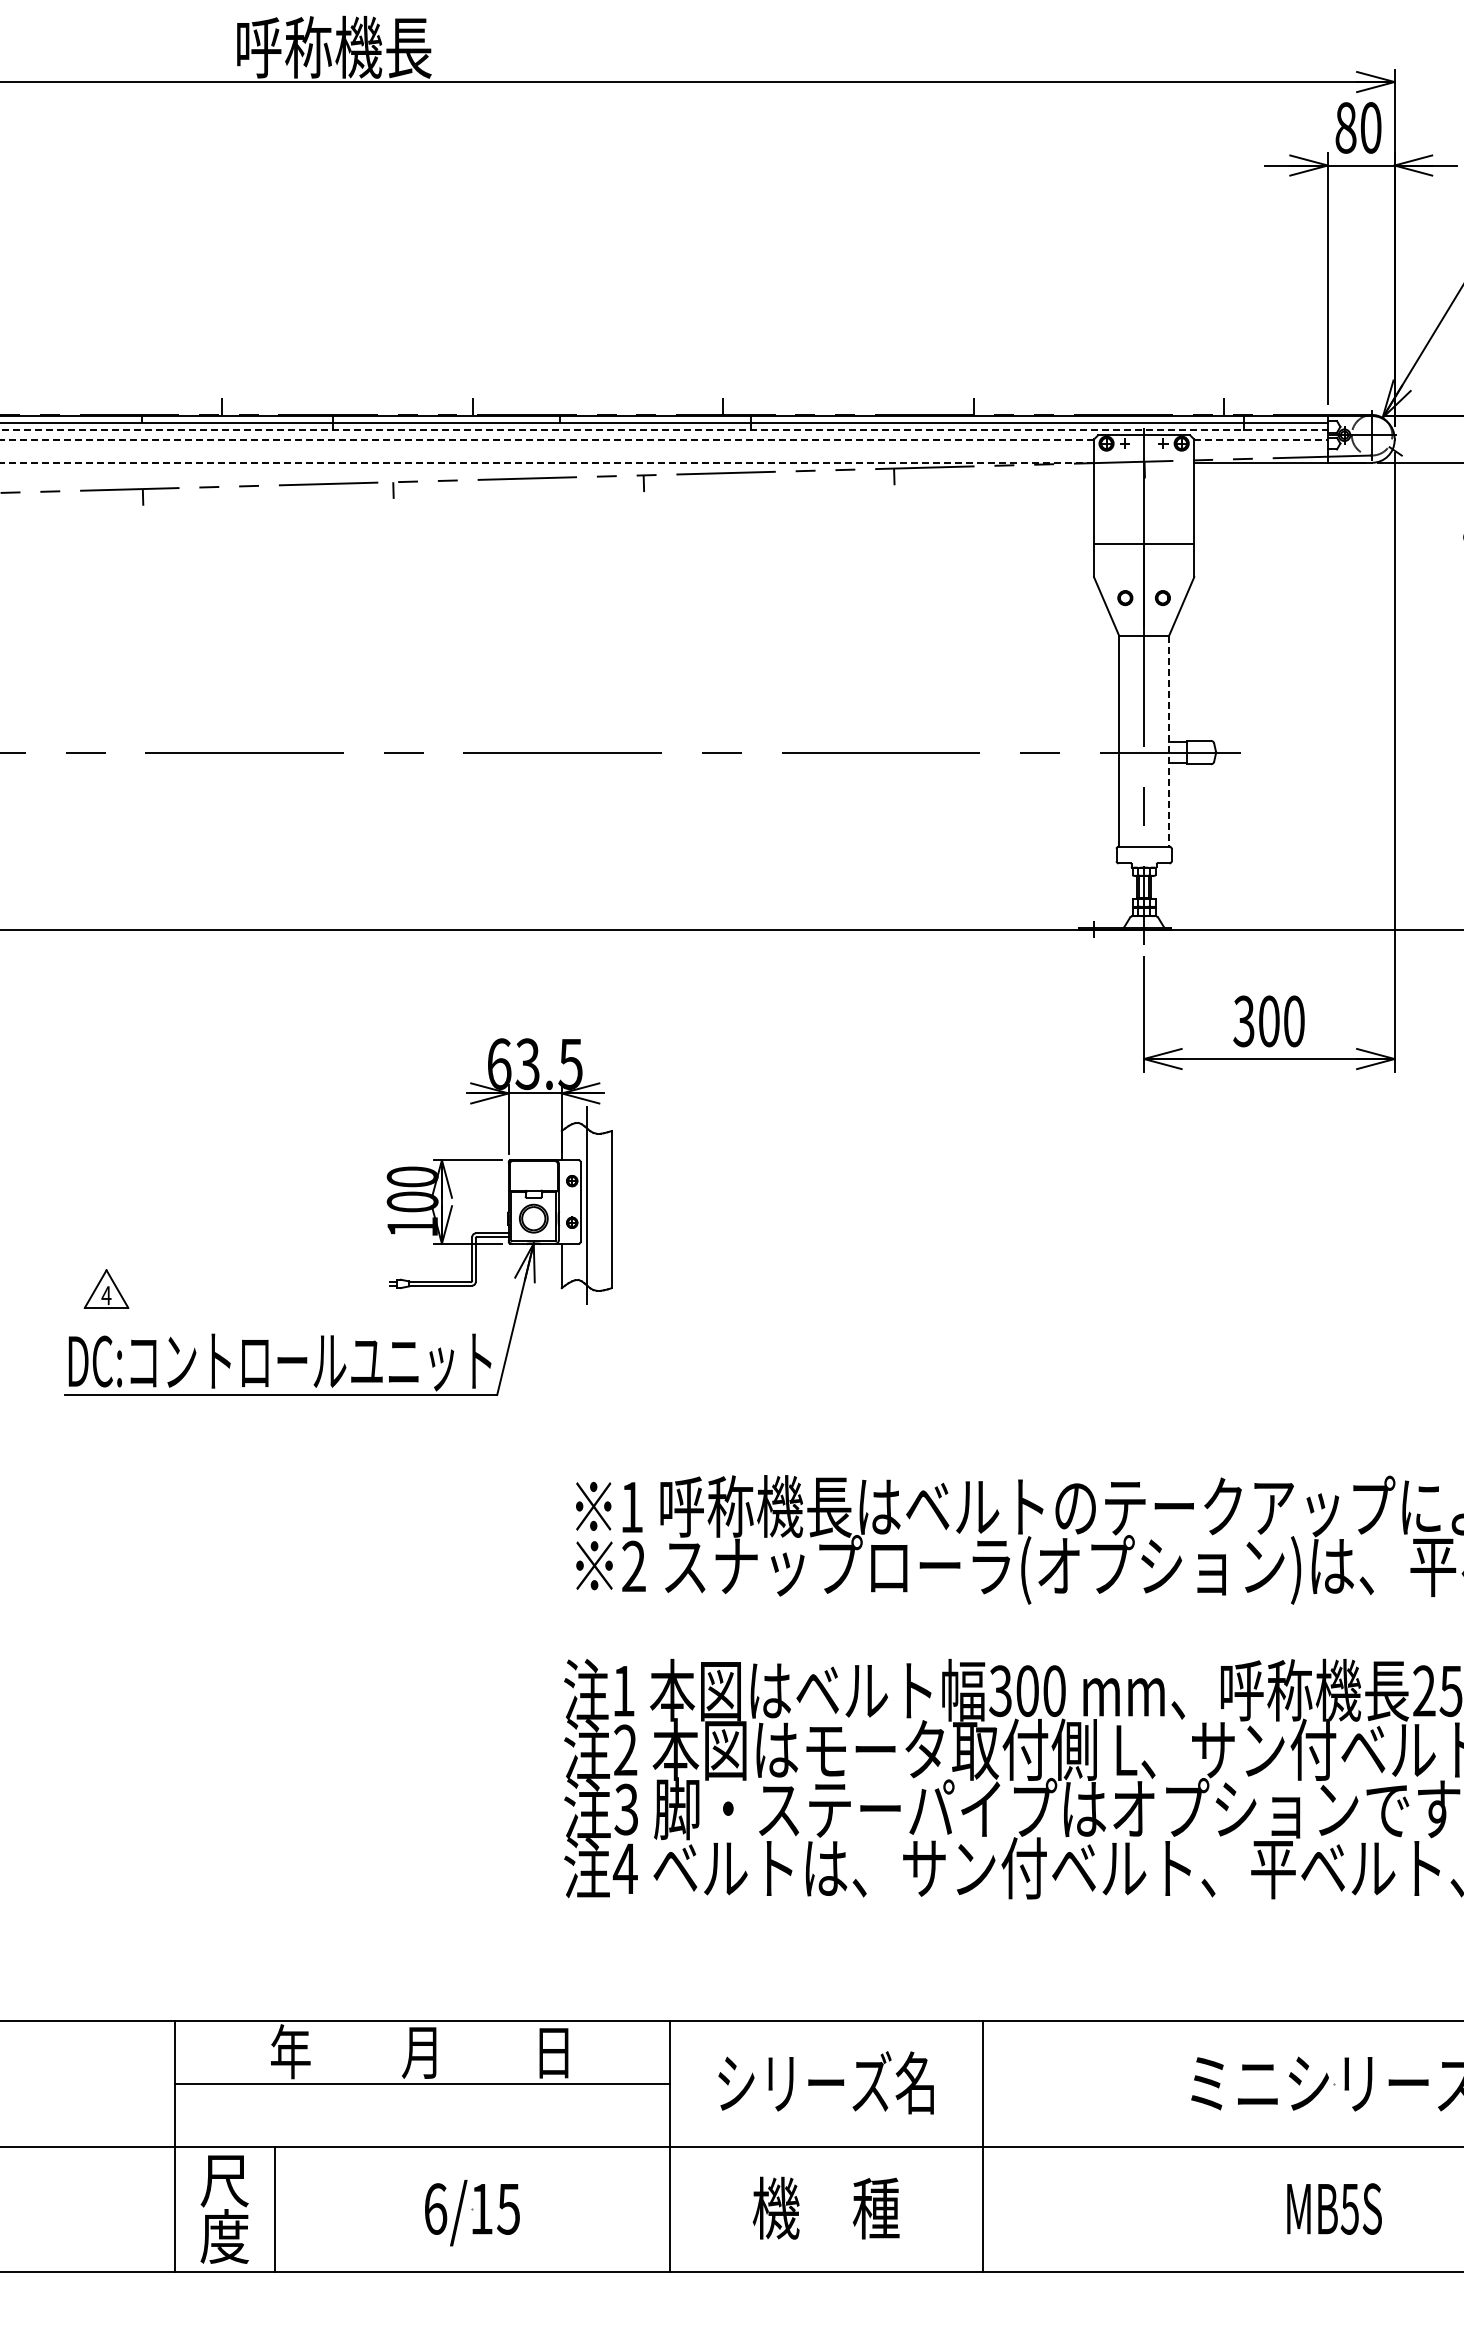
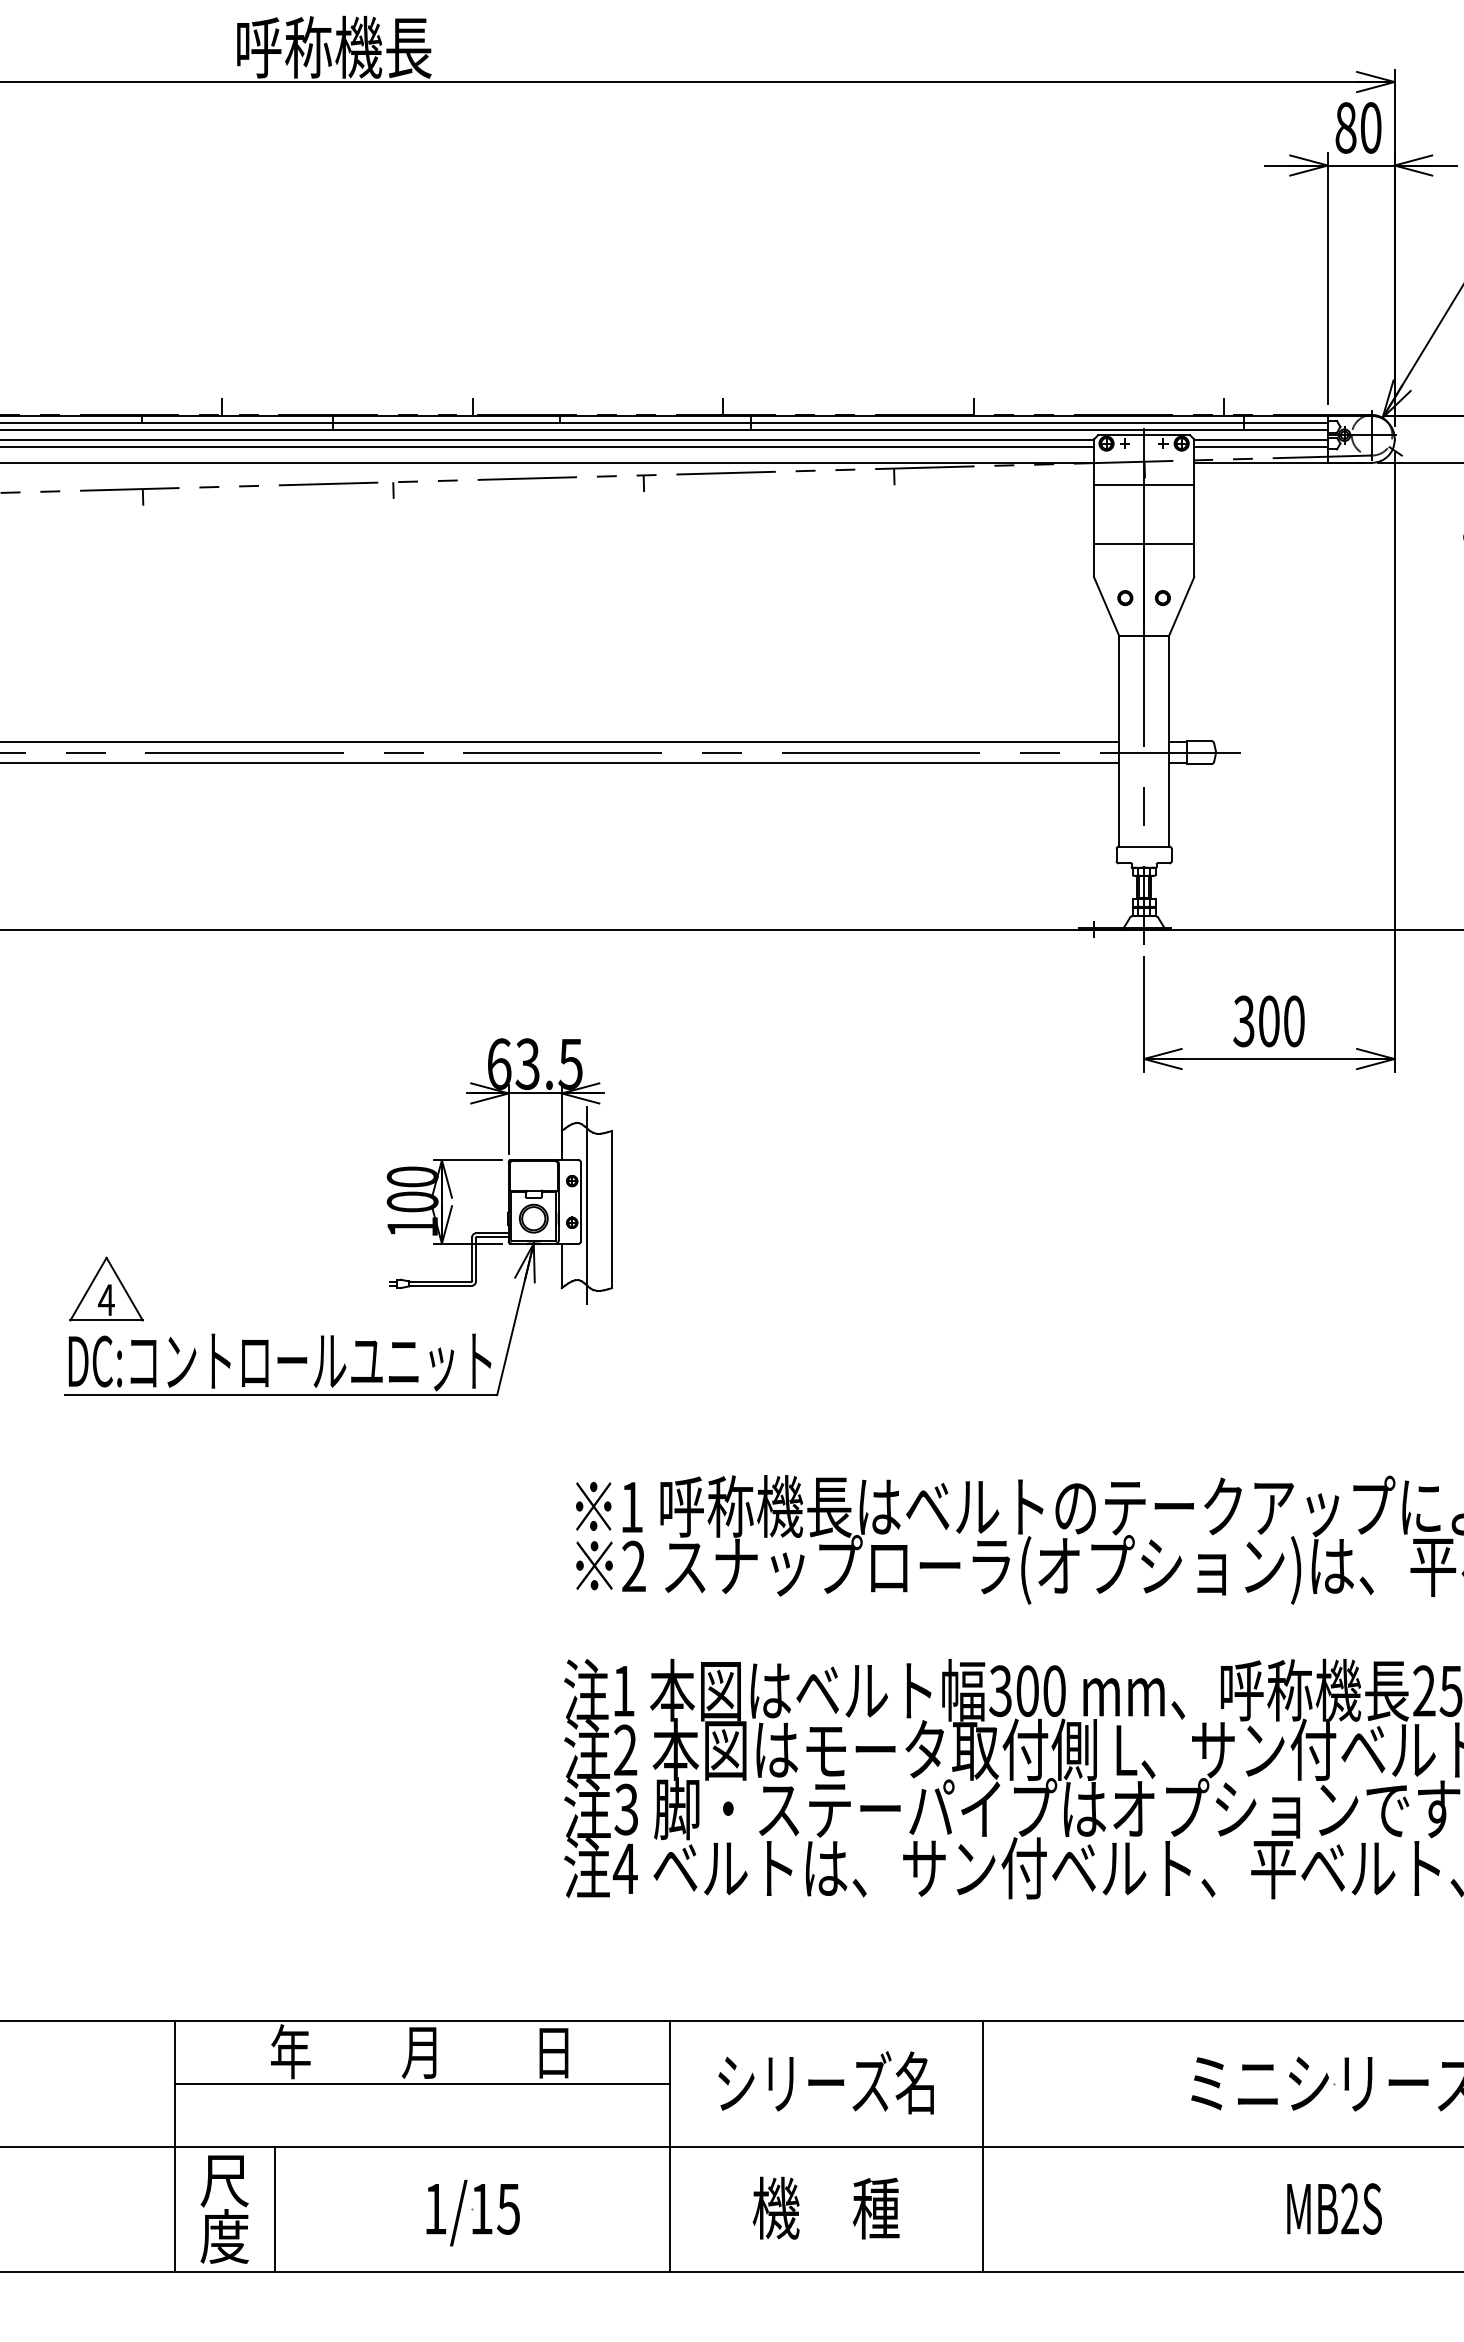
line: dashed -> solid (664, 430)
line: dashed -> solid (547, 440)
line: dashed -> solid (1261, 440)
line: none -> present (548, 447)
line: none -> present (1260, 447)
line: dashed -> solid (547, 462)
line: none -> present (1144, 485)
line: dashed -> solid (1169, 741)
line: none -> present (560, 742)
line: none -> present (560, 763)
part size: 47x40 px -> 75x66 px (106, 1288)
text: 6/15 -> 1/15 (436, 2208)
text: MB5S -> MB2S (1349, 2208)
